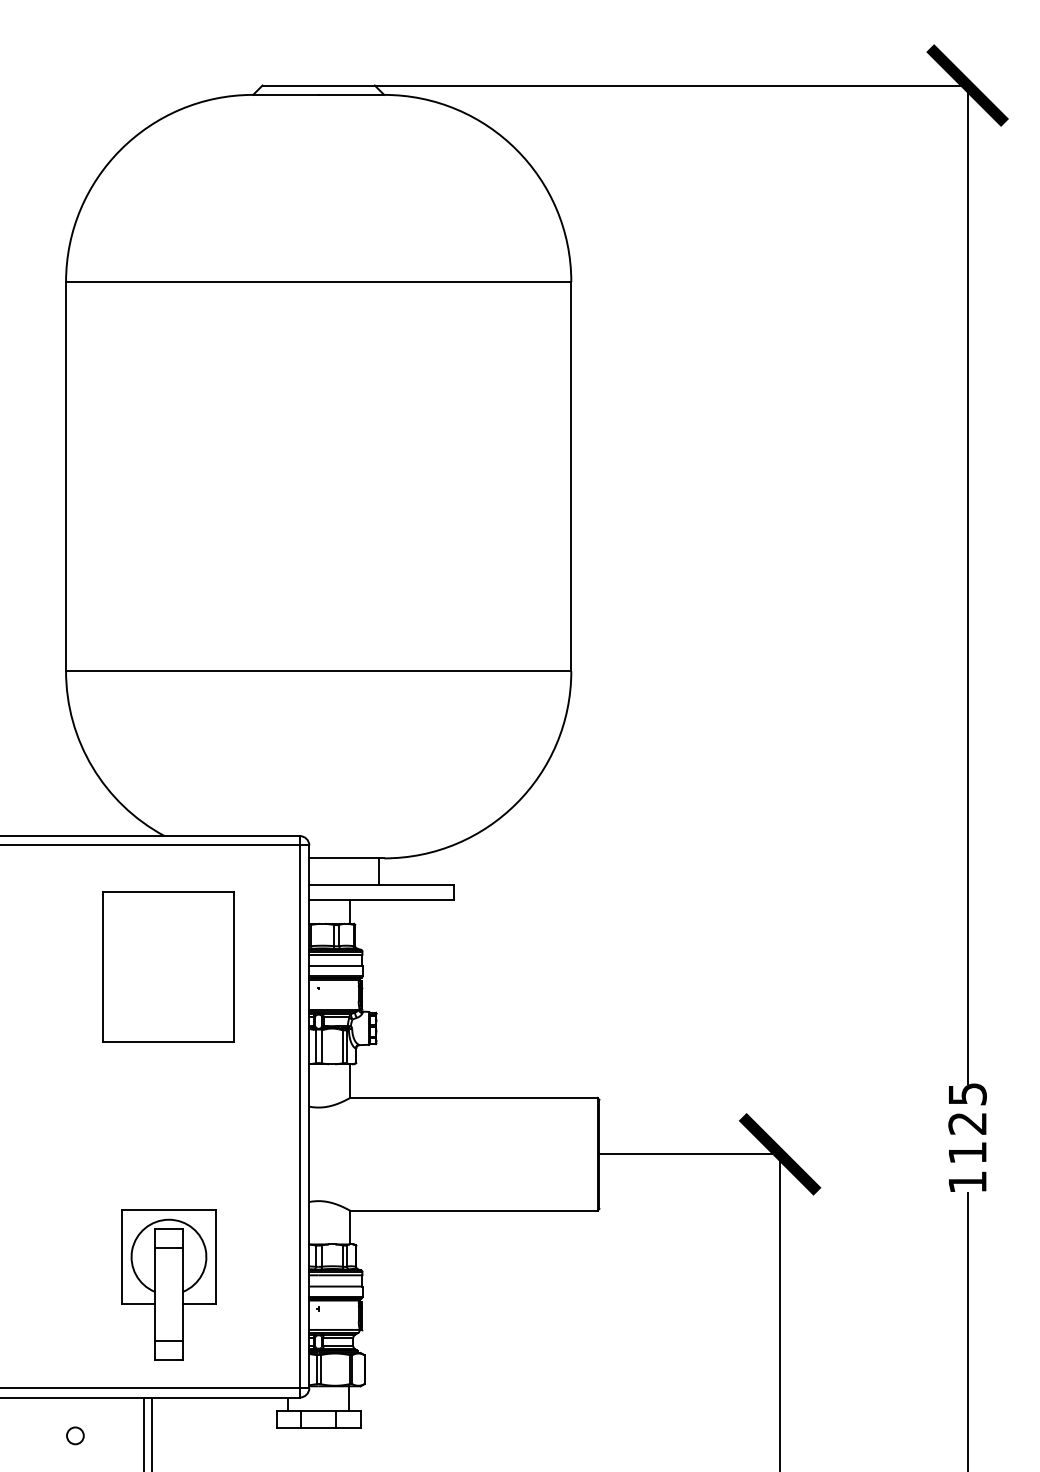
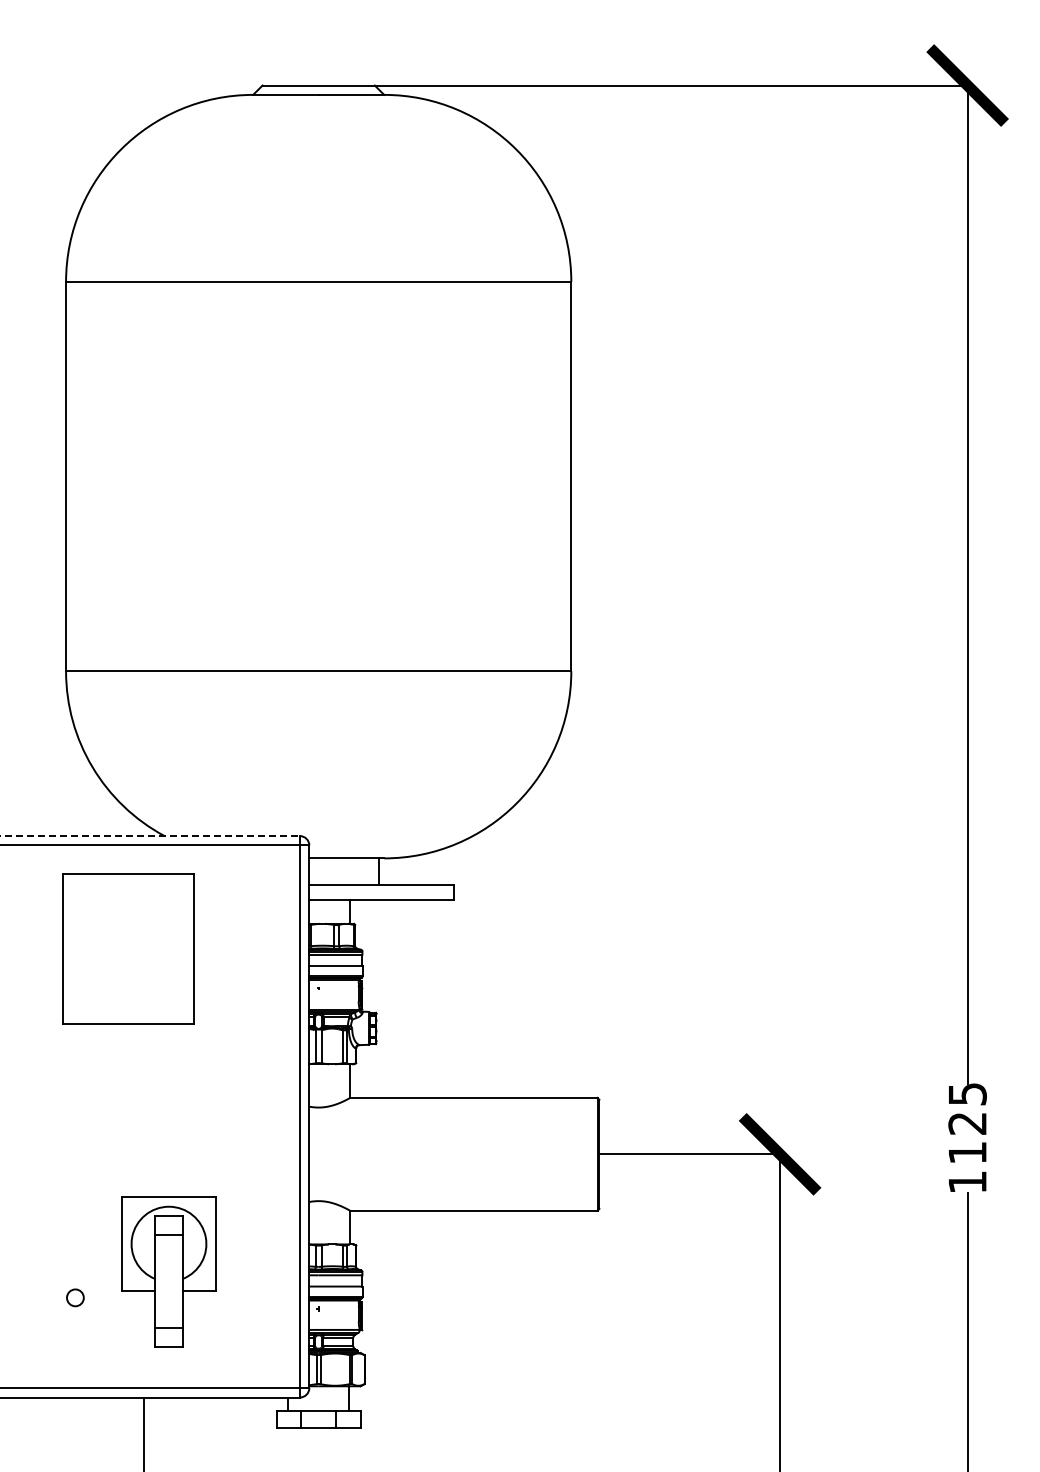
line: solid -> dashed (150, 836)
part position: (168, 966) -> (128, 948) (128, 948)
part position: (168, 1284) -> (168, 1271) (168, 1271)
line: present -> none (152, 1432)
circle position: (75, 1435) -> (75, 1297) (75, 1297)
